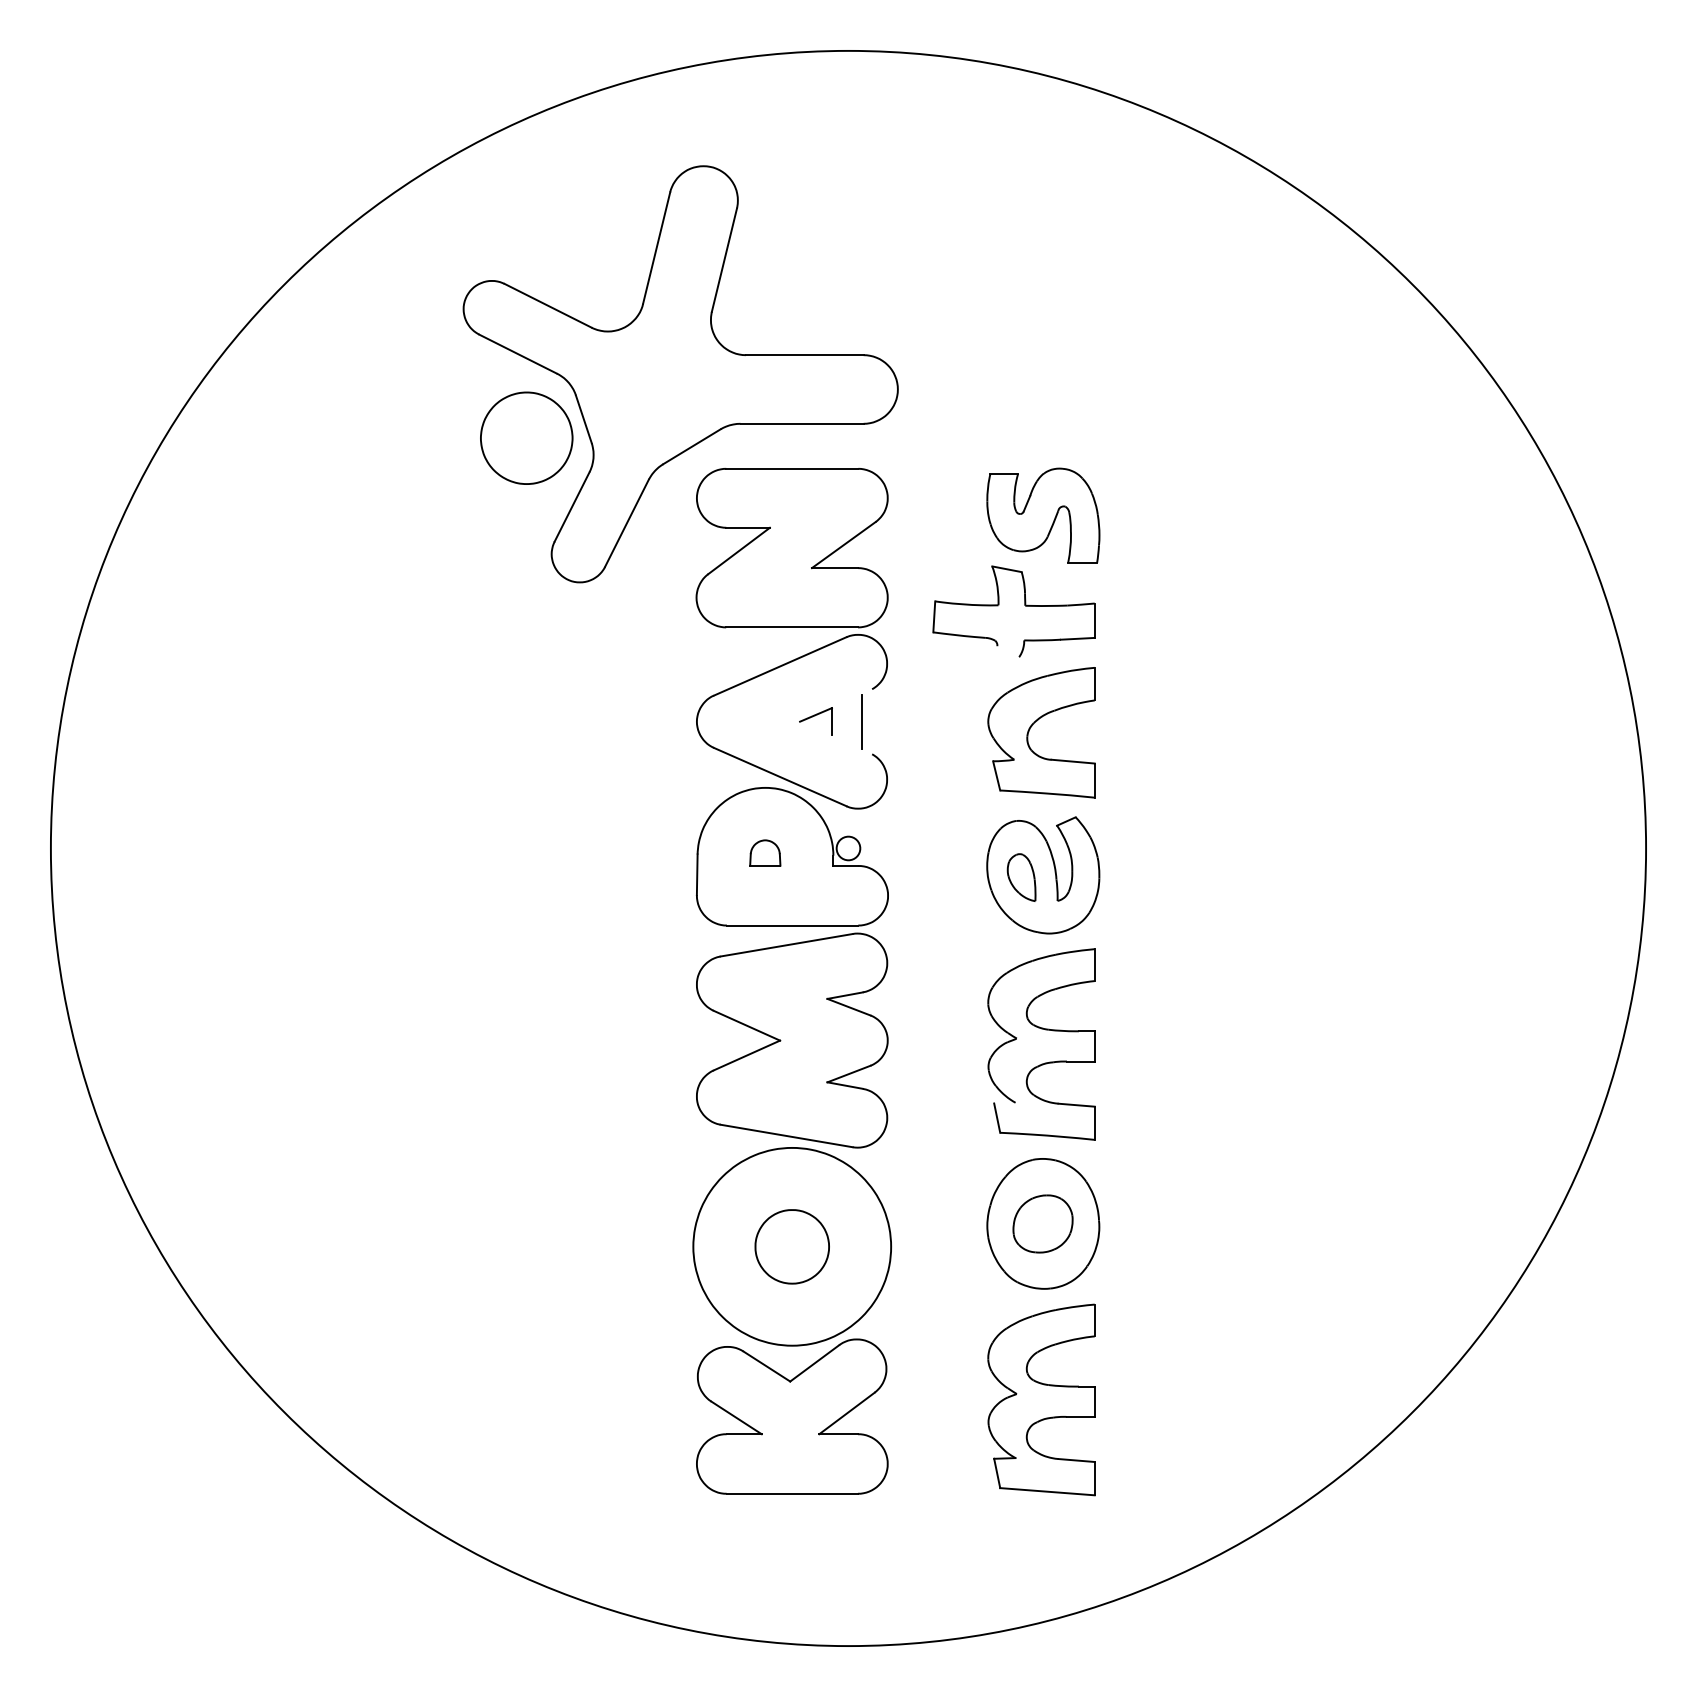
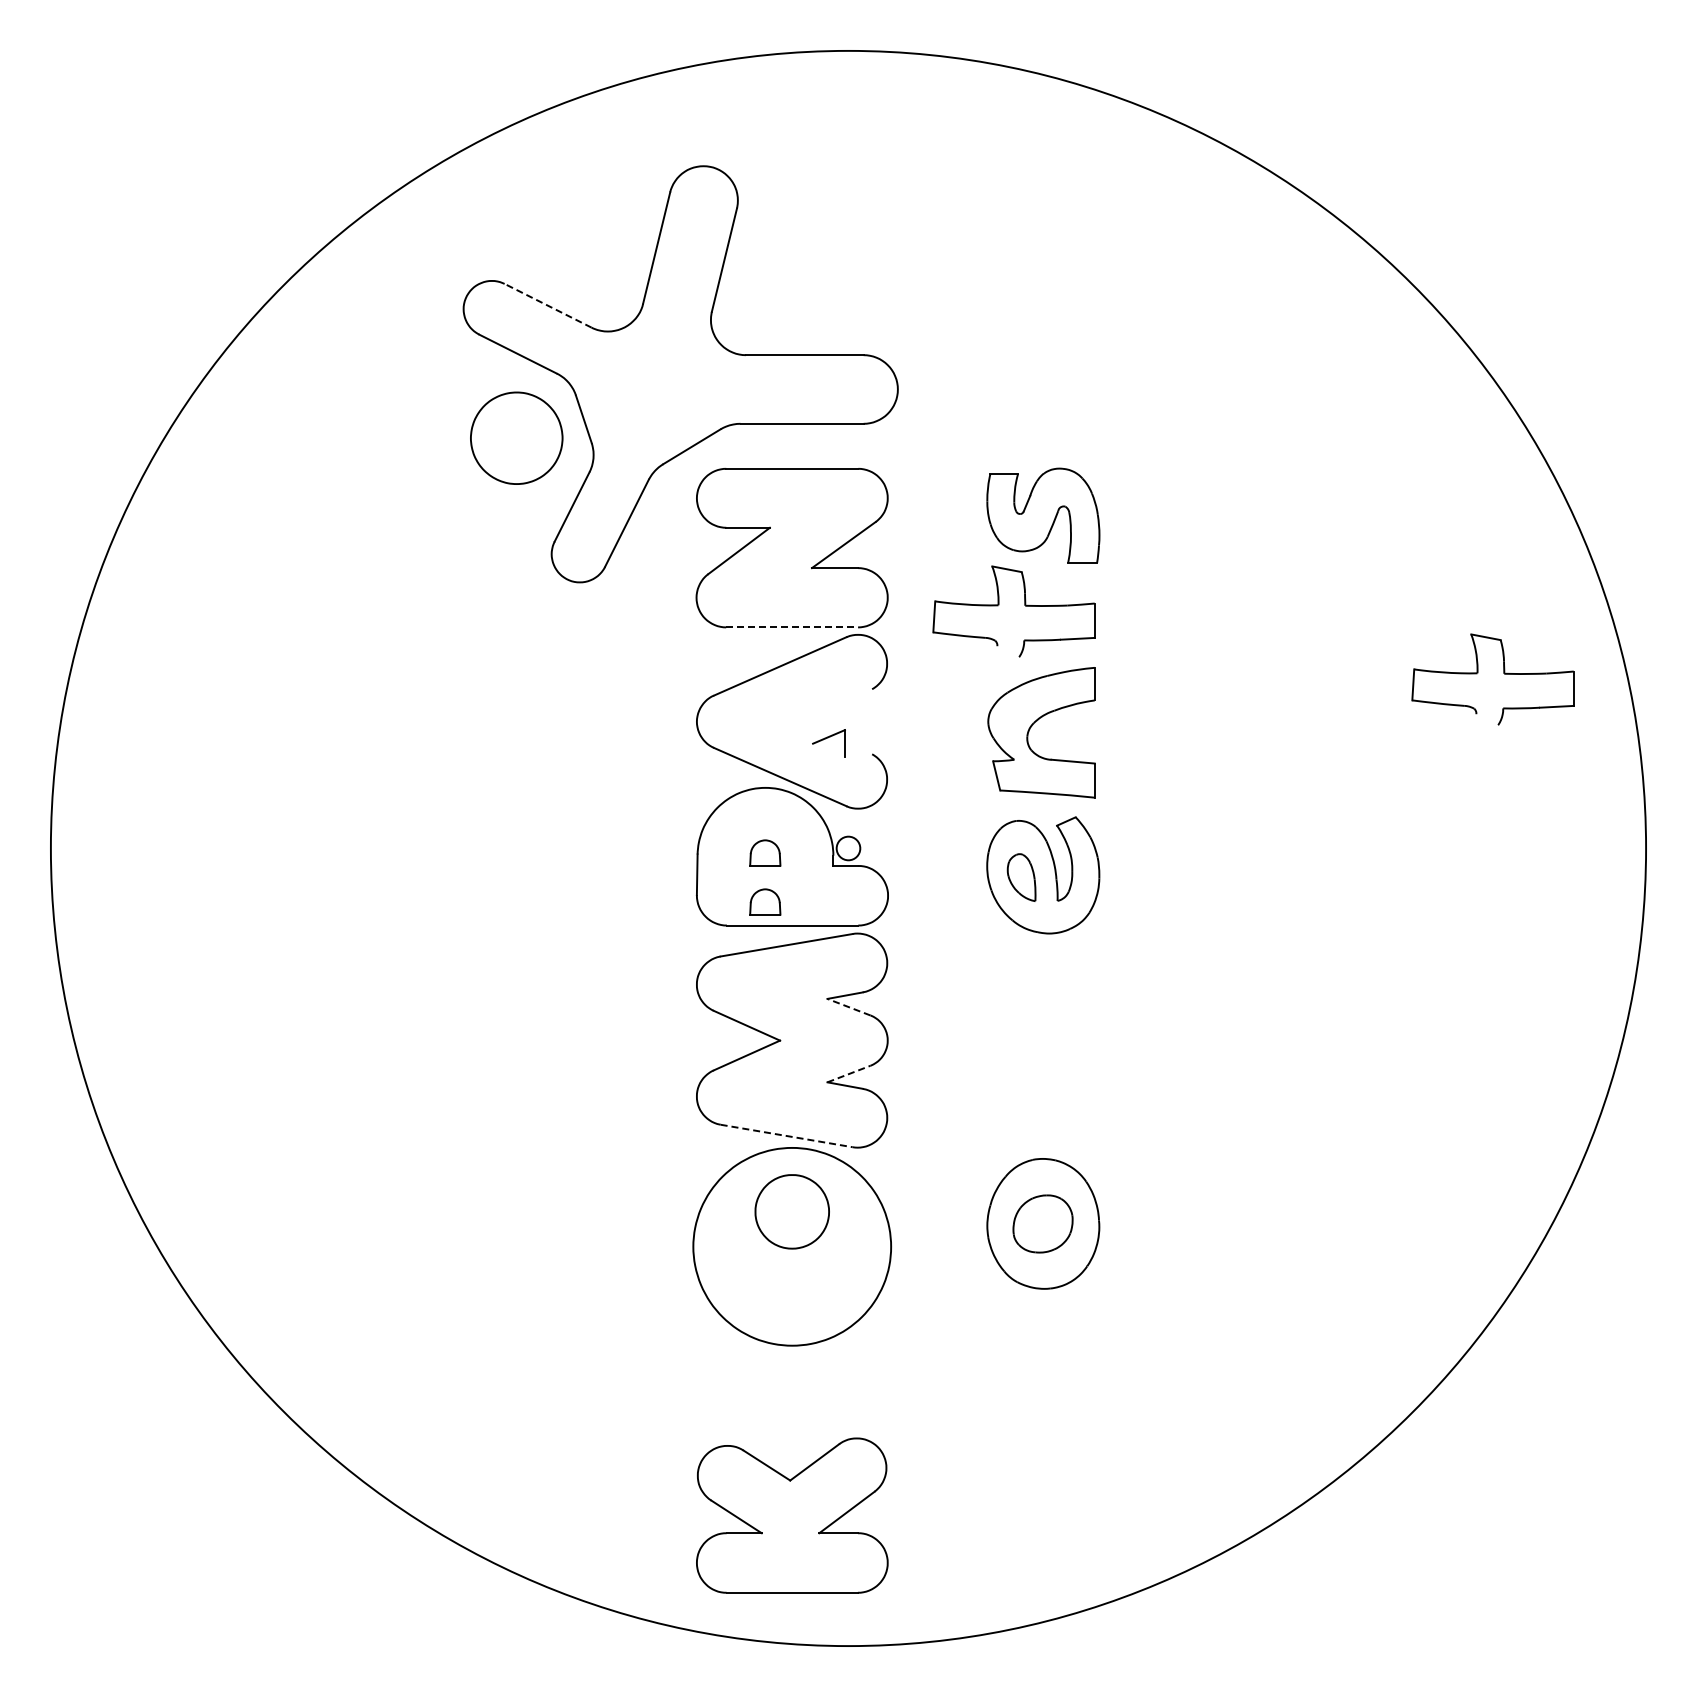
line: solid -> dashed (548, 305)
part position: (526, 437) -> (516, 437) (516, 437)
line: solid -> dashed (792, 627)
part: none -> present (1503, 673)
part position: (815, 721) -> (828, 743) (828, 743)
line: present -> none (862, 721)
part: none -> present (765, 901)
line: solid -> dashed (848, 1007)
part: present -> none (1045, 1030)
line: solid -> dashed (849, 1073)
line: solid -> dashed (786, 1135)
part position: (791, 1246) -> (791, 1211) (791, 1211)
part: present -> none (1041, 1399)
part position: (792, 1416) -> (792, 1515) (792, 1515)
